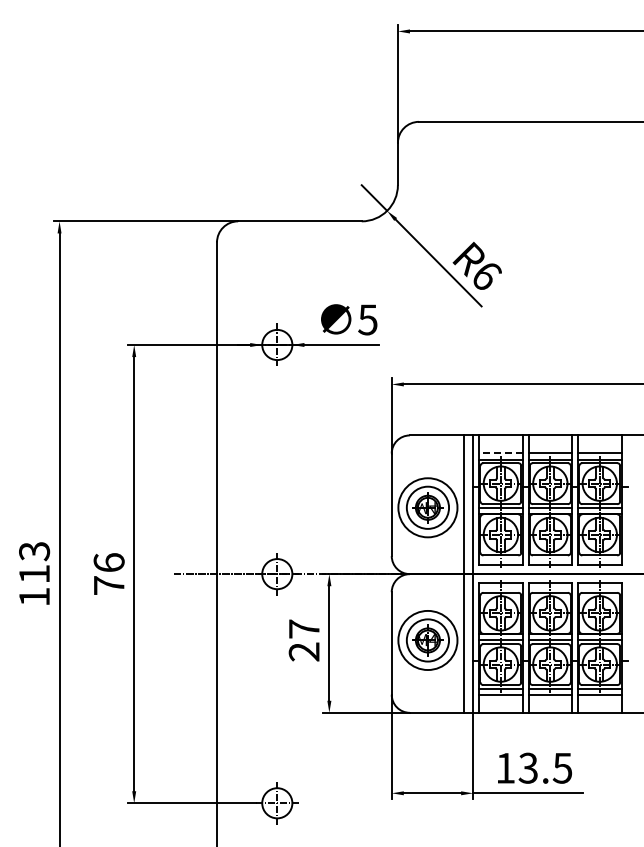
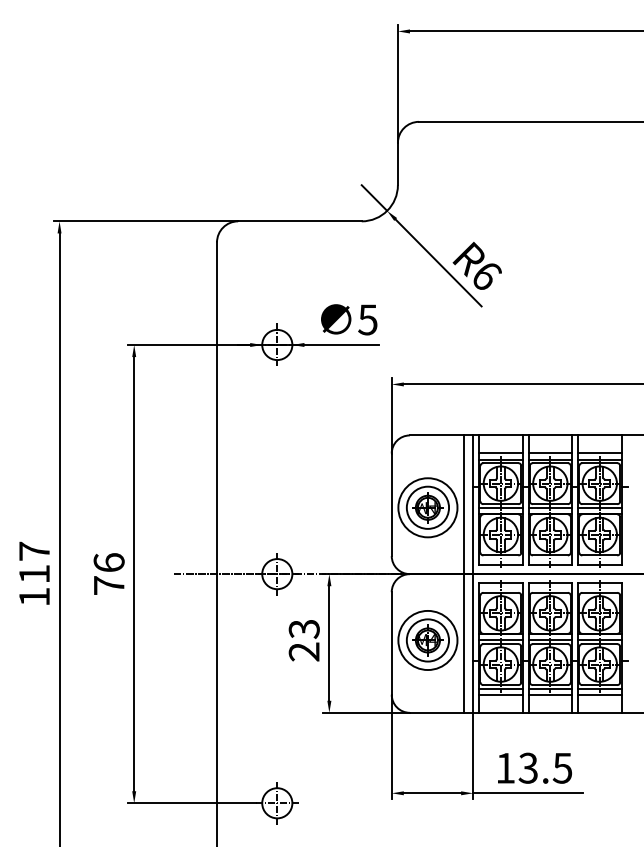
line: dashed -> solid (500, 452)
text: 113 -> 117 (34, 551)
text: 27 -> 23 (303, 628)
